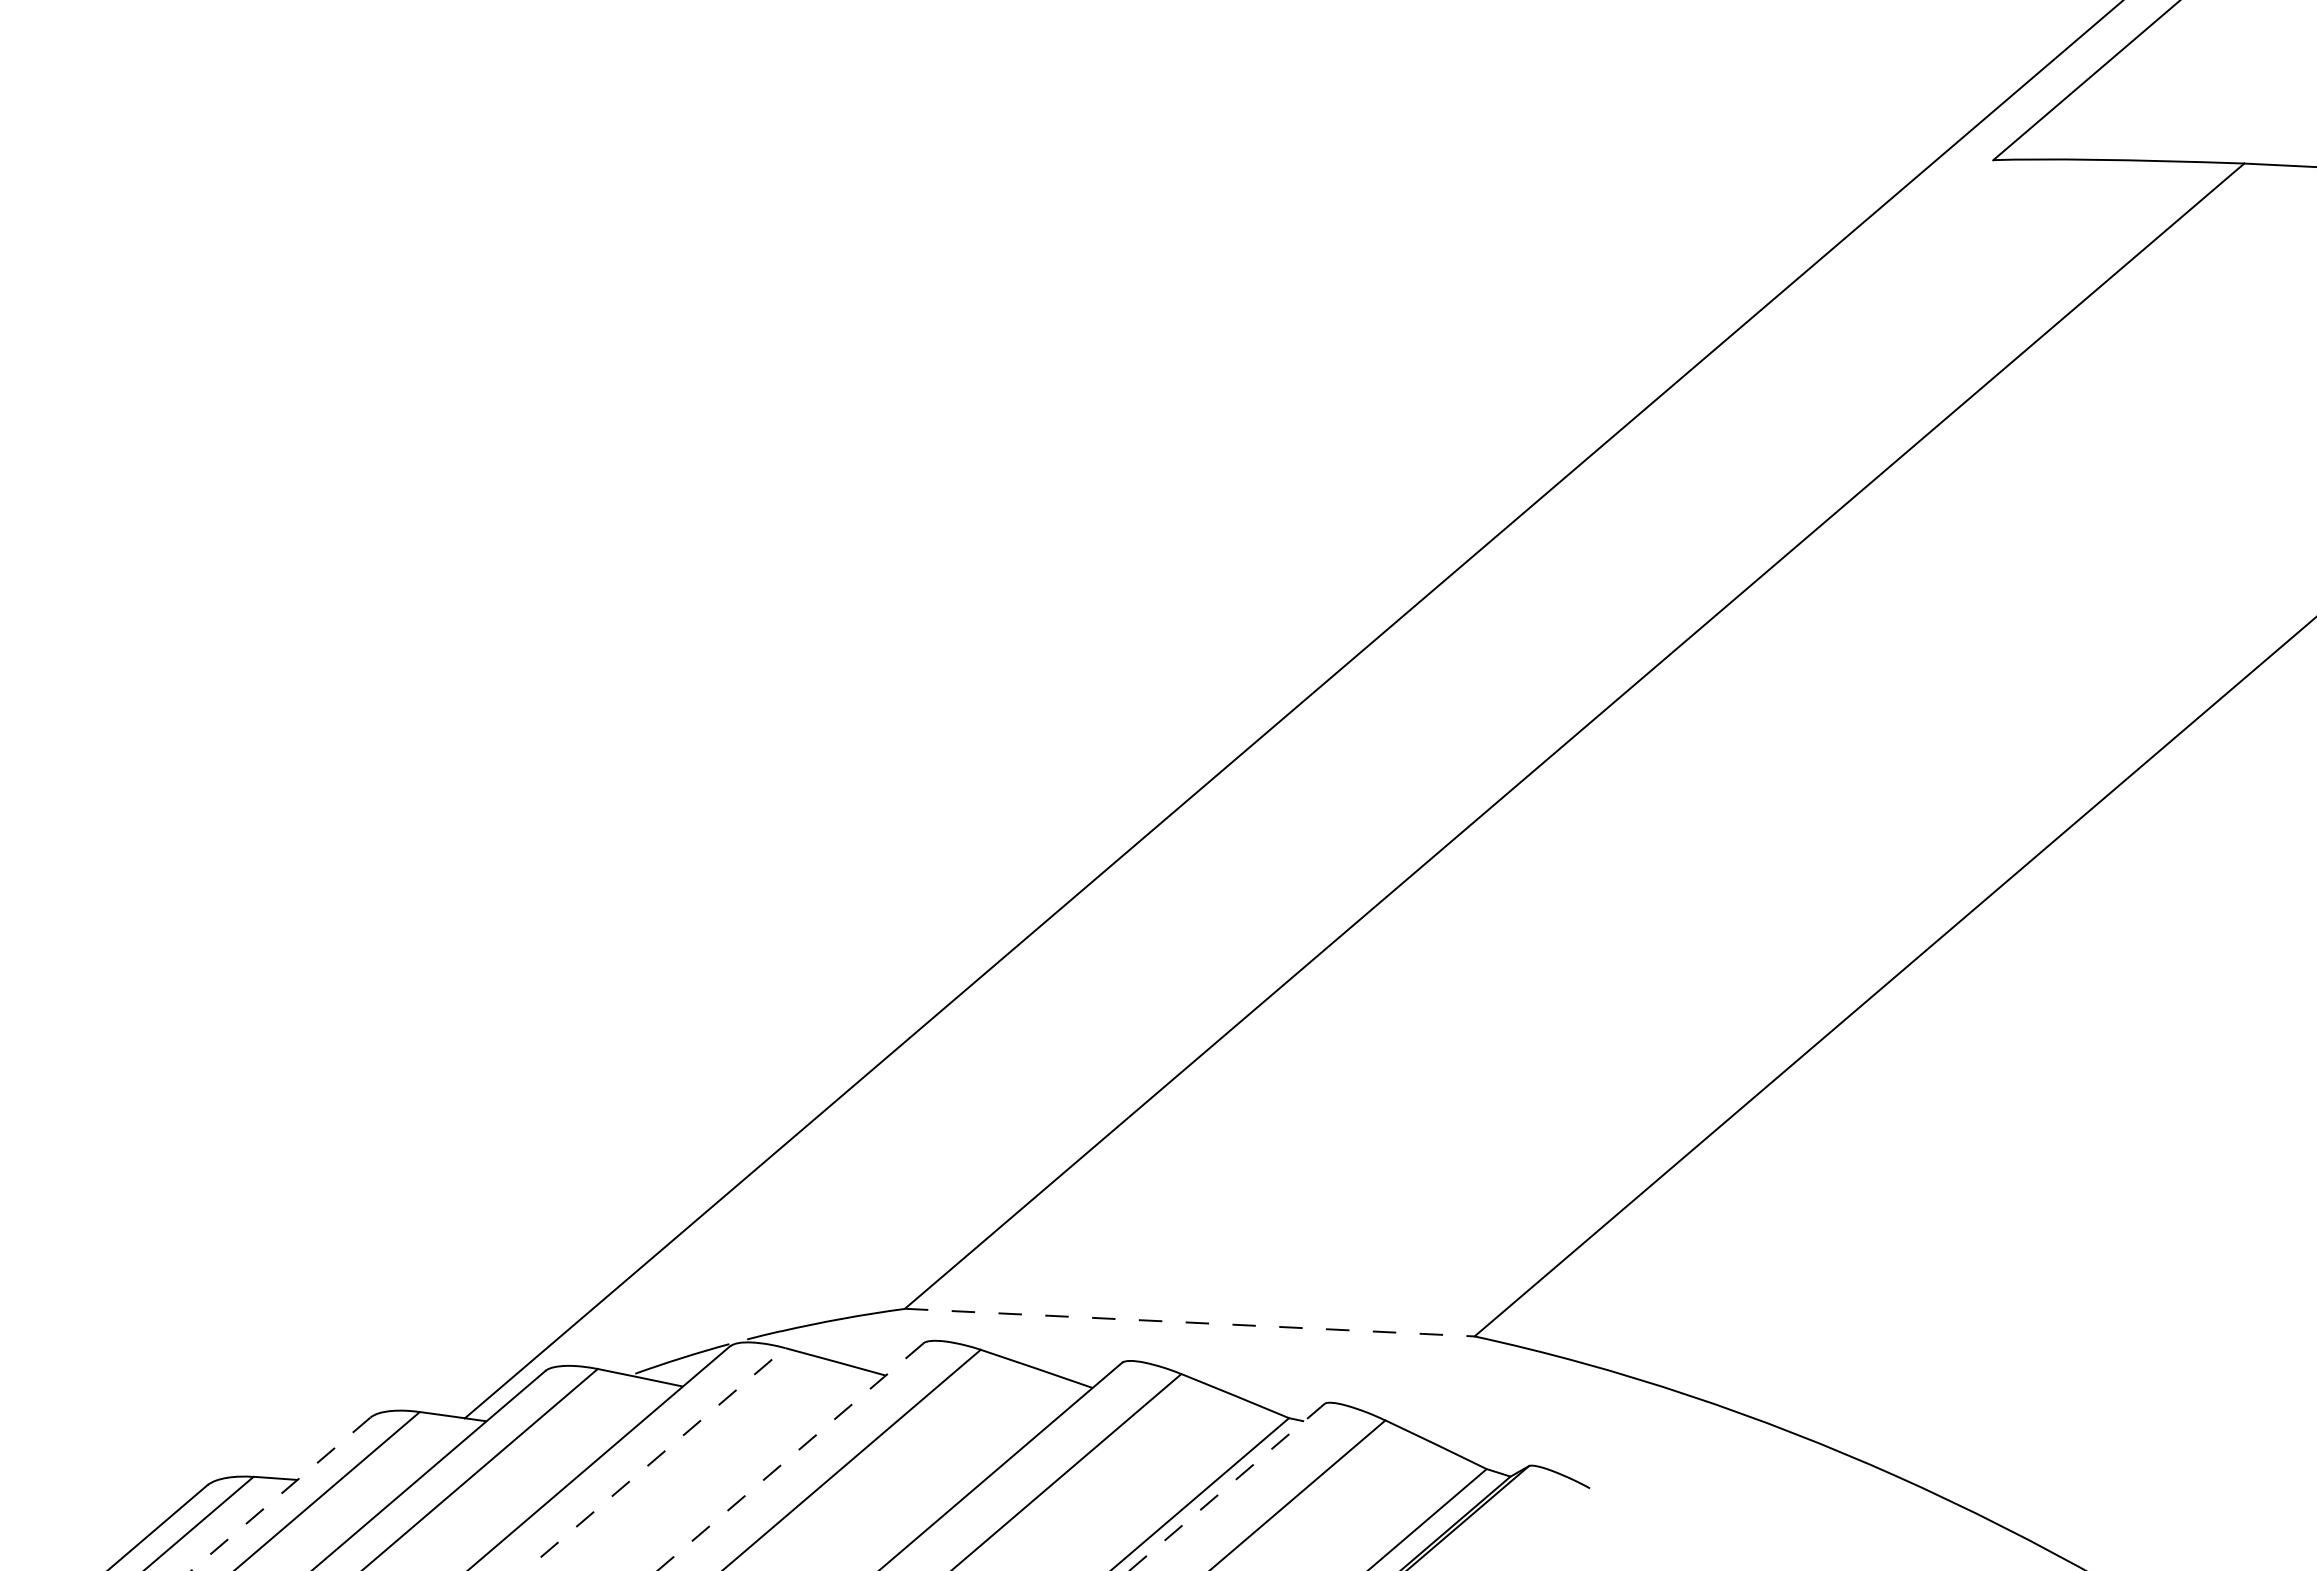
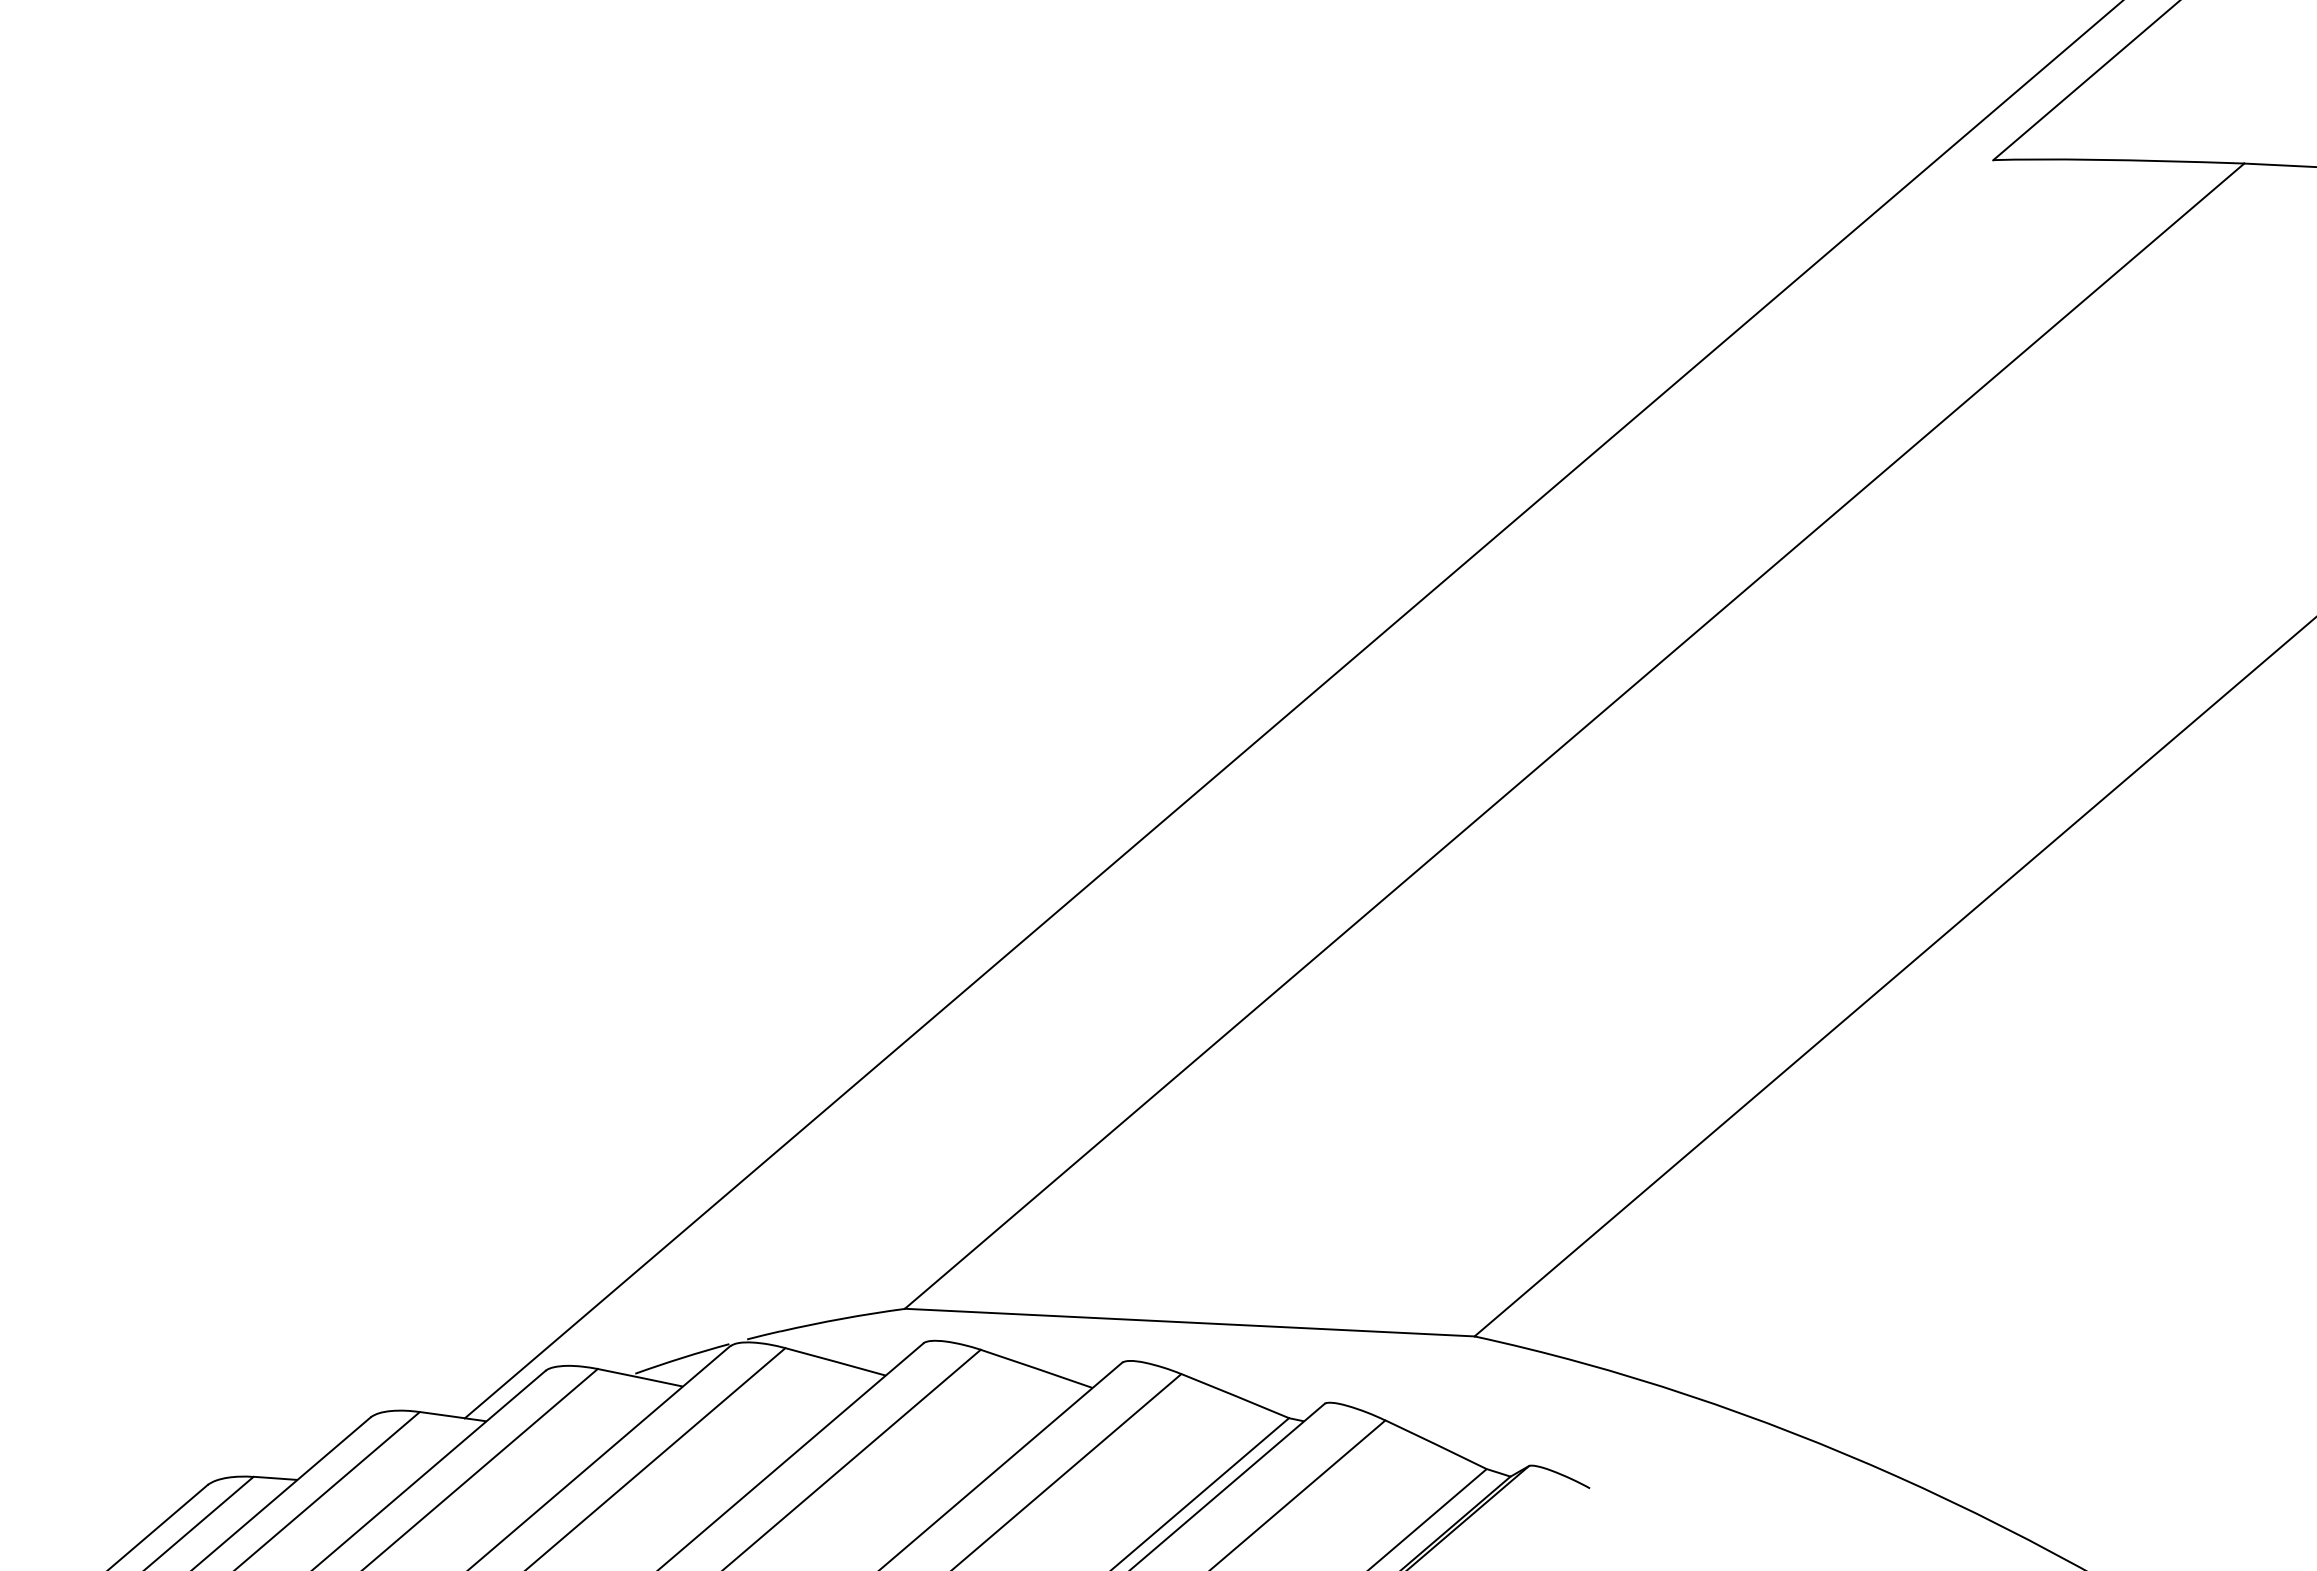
line: dashed -> solid (1190, 1322)
line: dashed -> solid (790, 1457)
line: dashed -> solid (655, 1459)
line: dashed -> solid (1226, 1487)
line: dashed -> solid (280, 1494)
